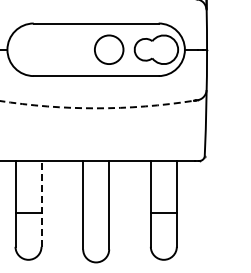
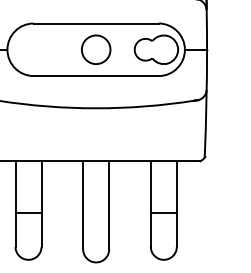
circle position: (109, 49) -> (96, 49) (96, 49)
arc: dashed -> solid (97, 108)
line: dashed -> solid (41, 203)
